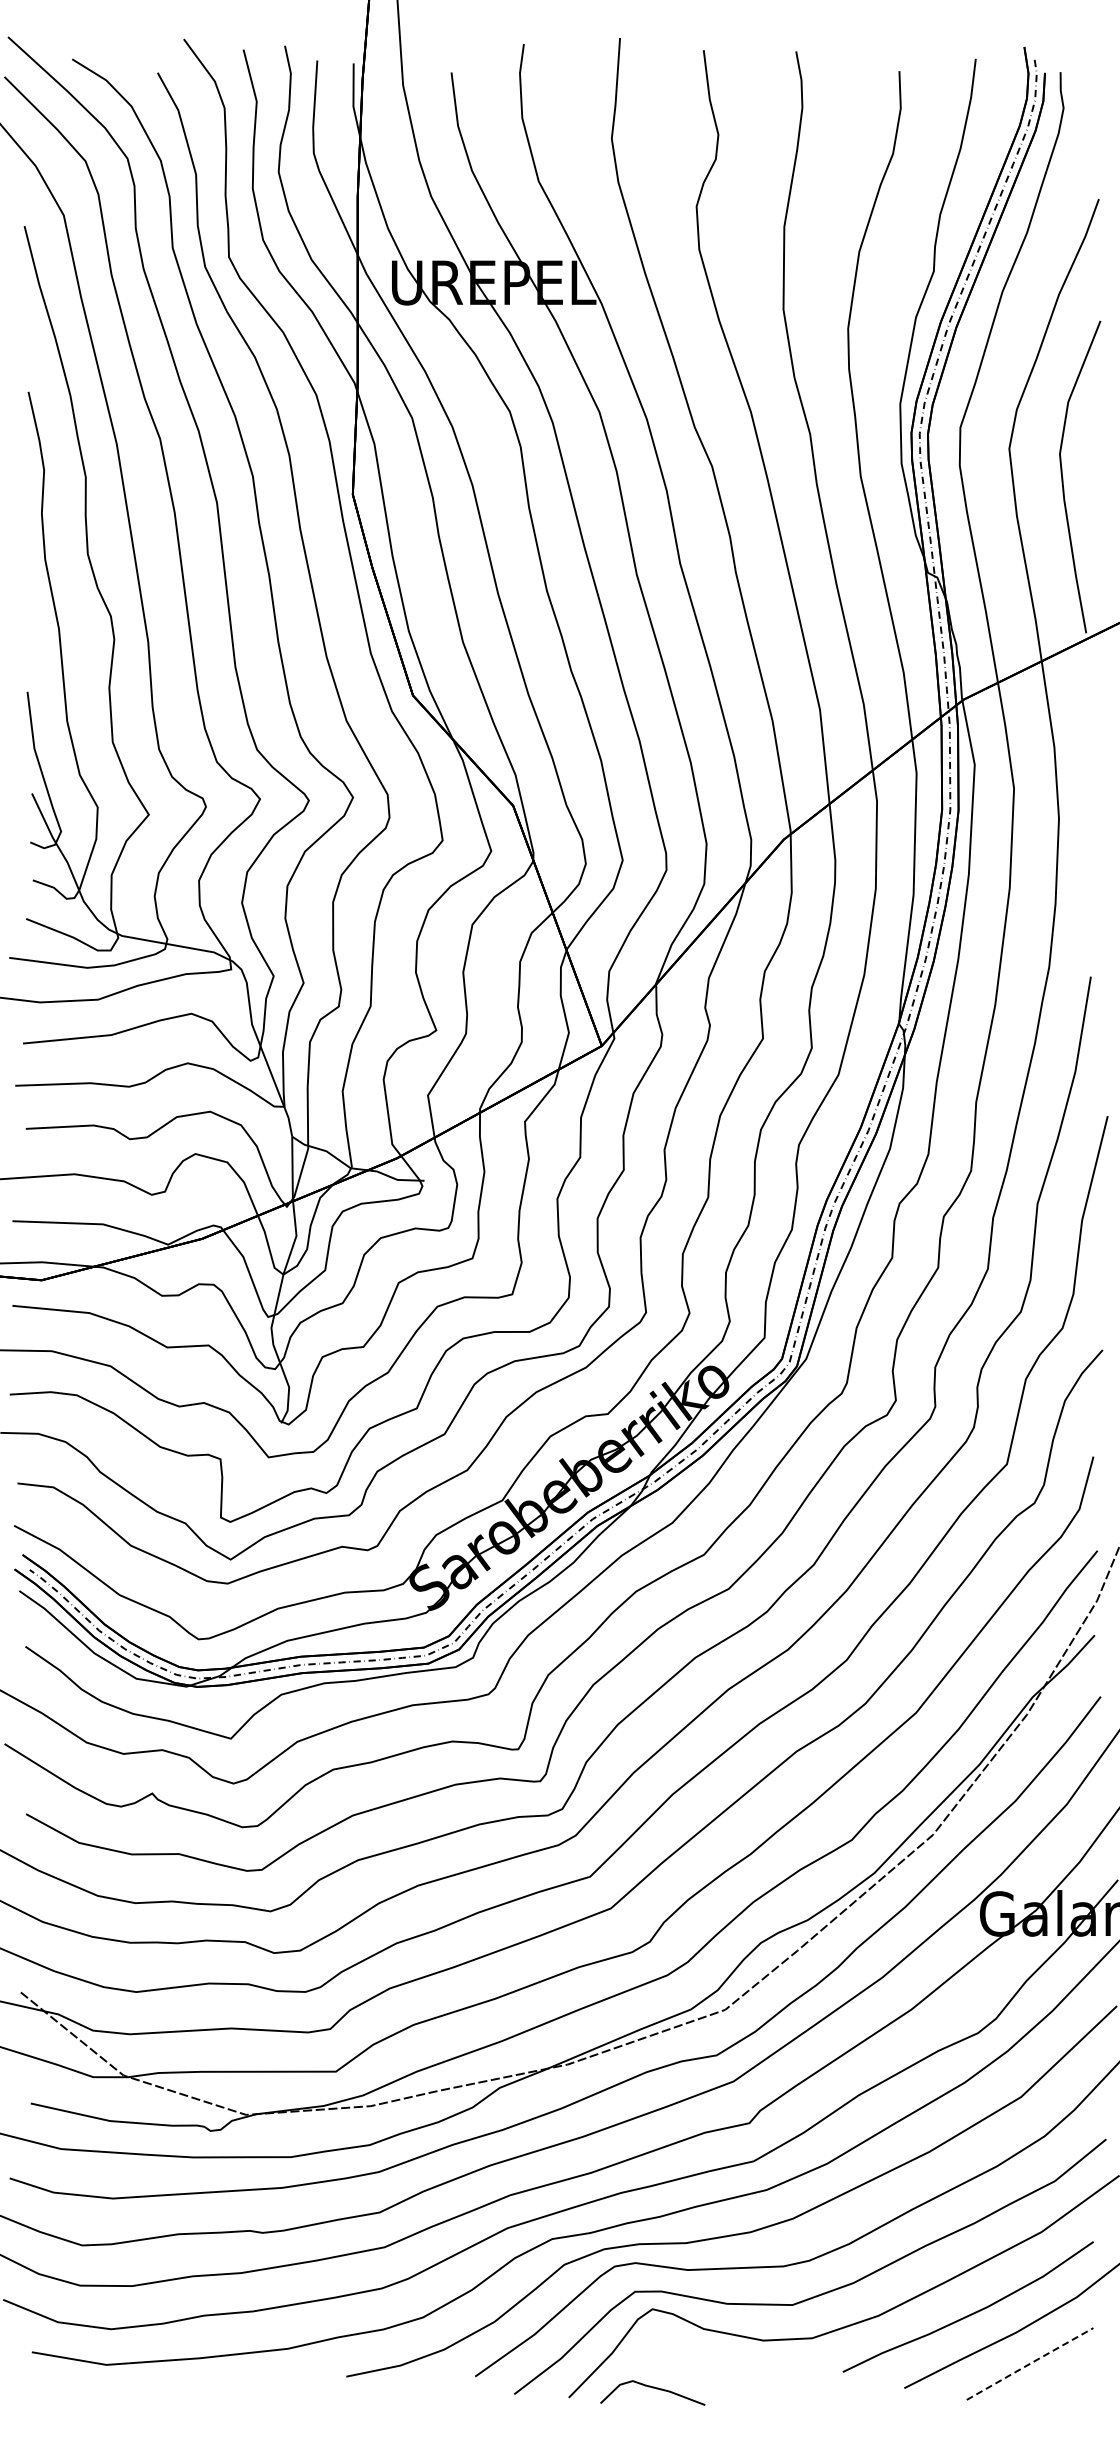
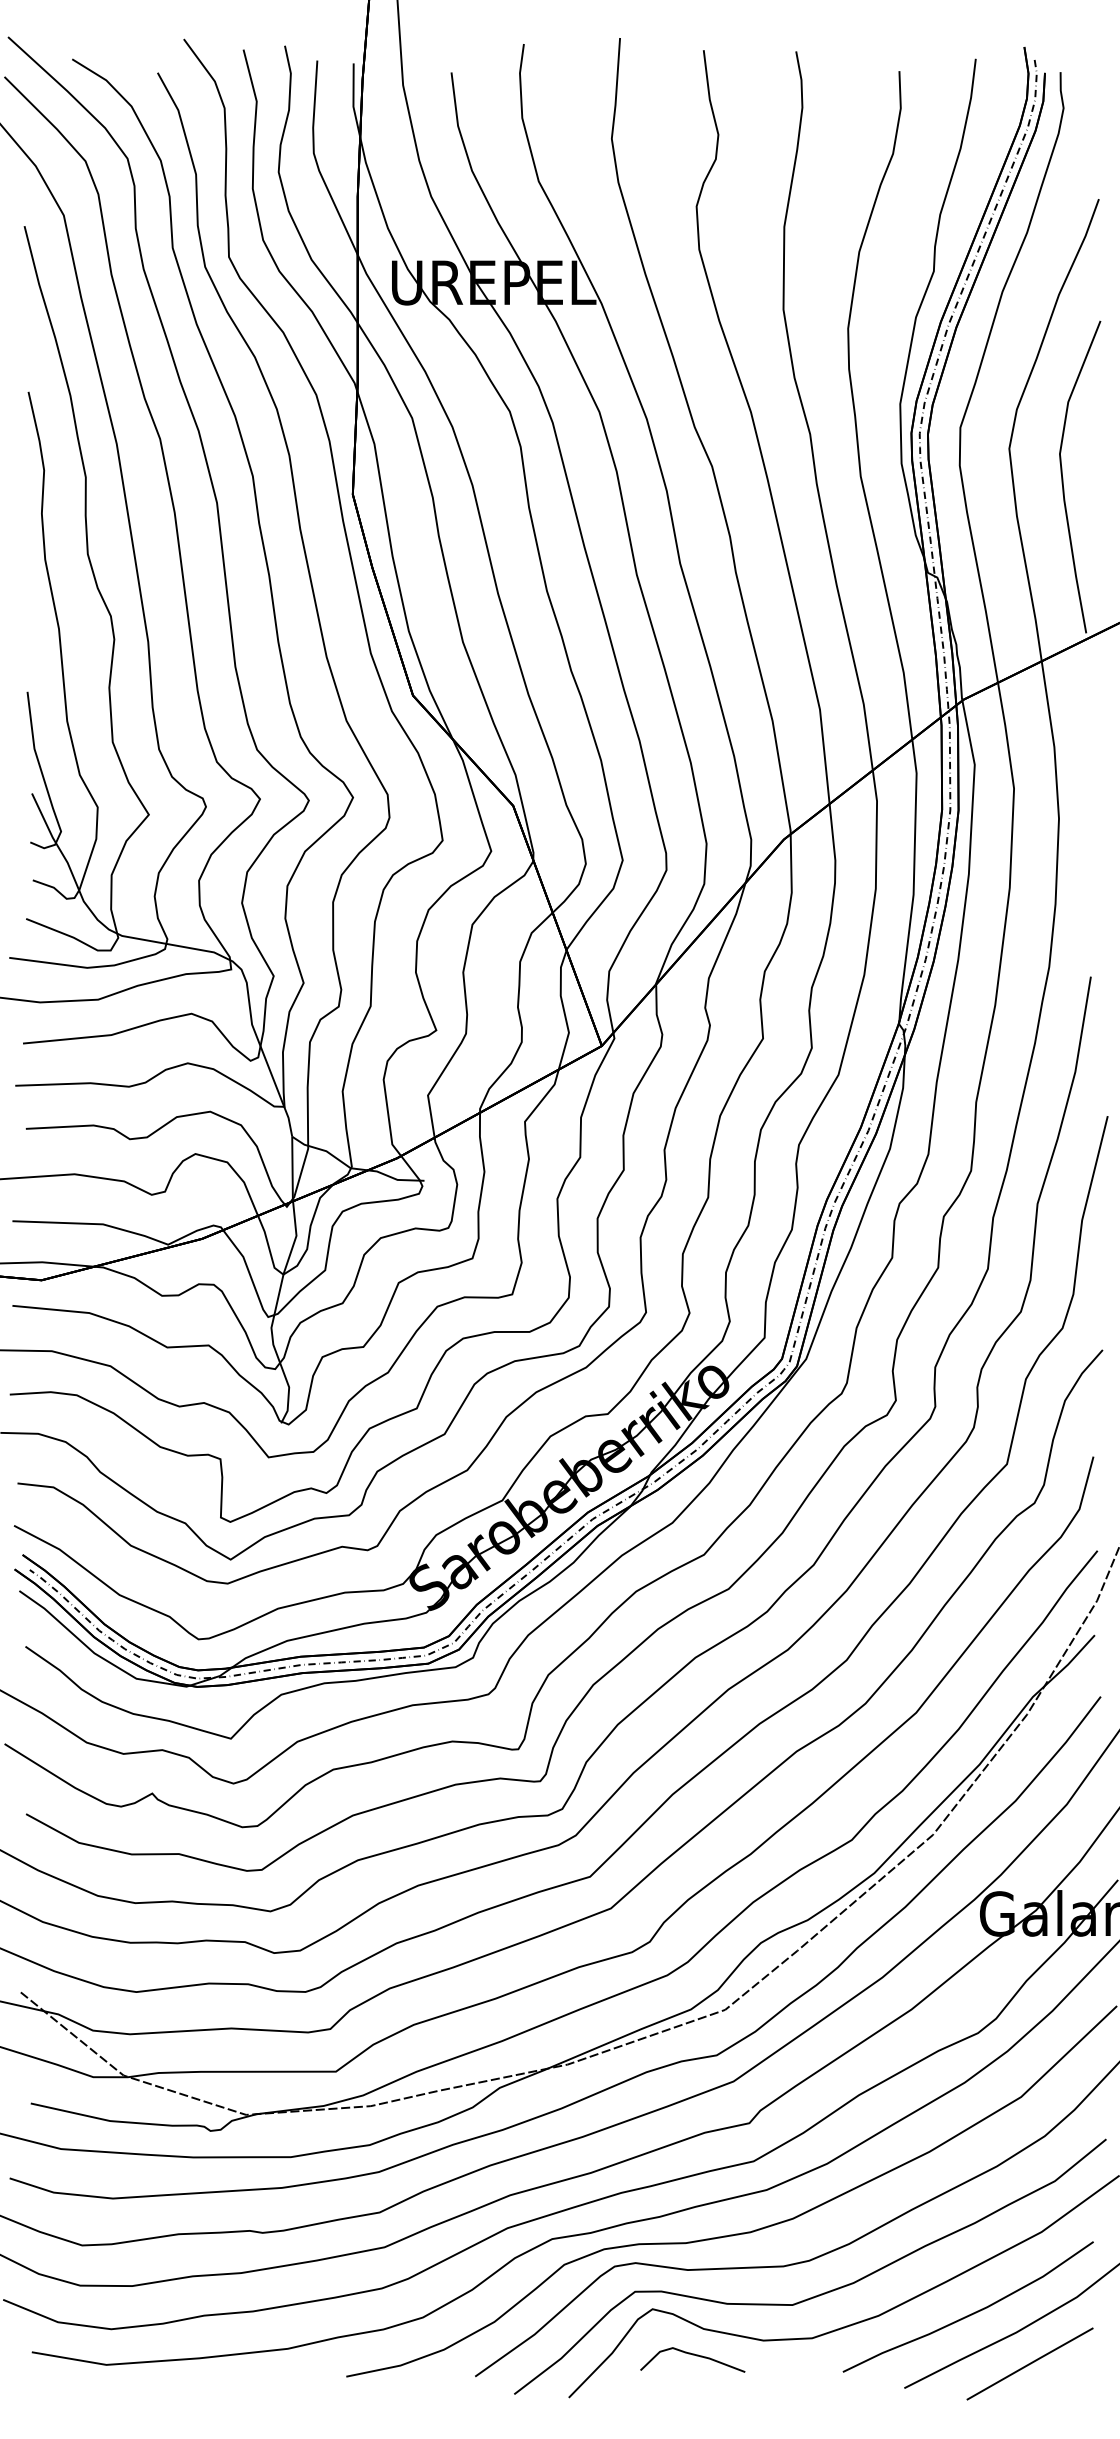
line: dashed -> solid (1030, 2363)
curve position: (652, 2388) -> (692, 2355) (692, 2355)
